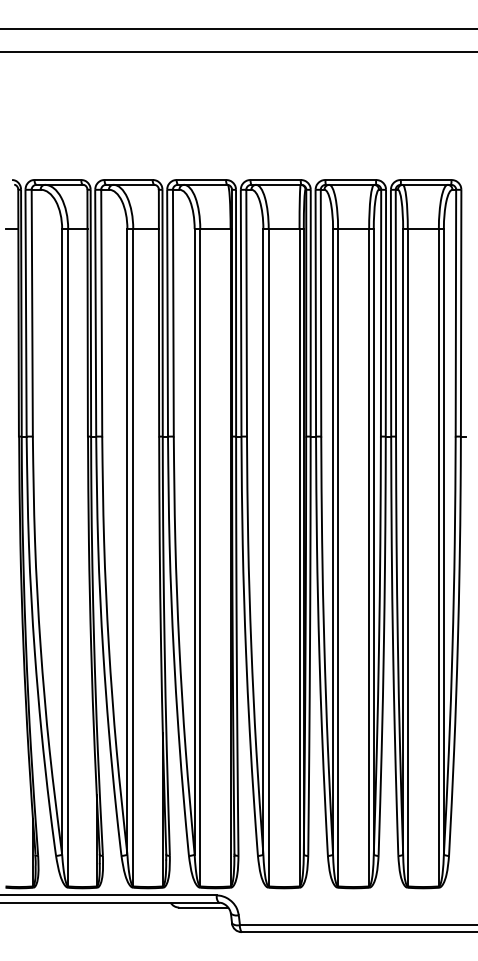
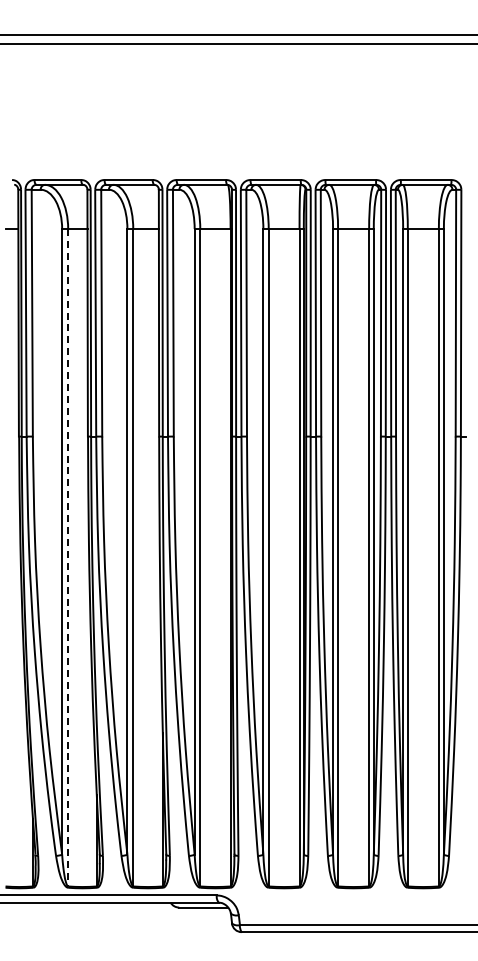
line position: (238, 28) -> (238, 34) (238, 34)
line position: (238, 52) -> (238, 44) (238, 44)
line: solid -> dashed (68, 557)
